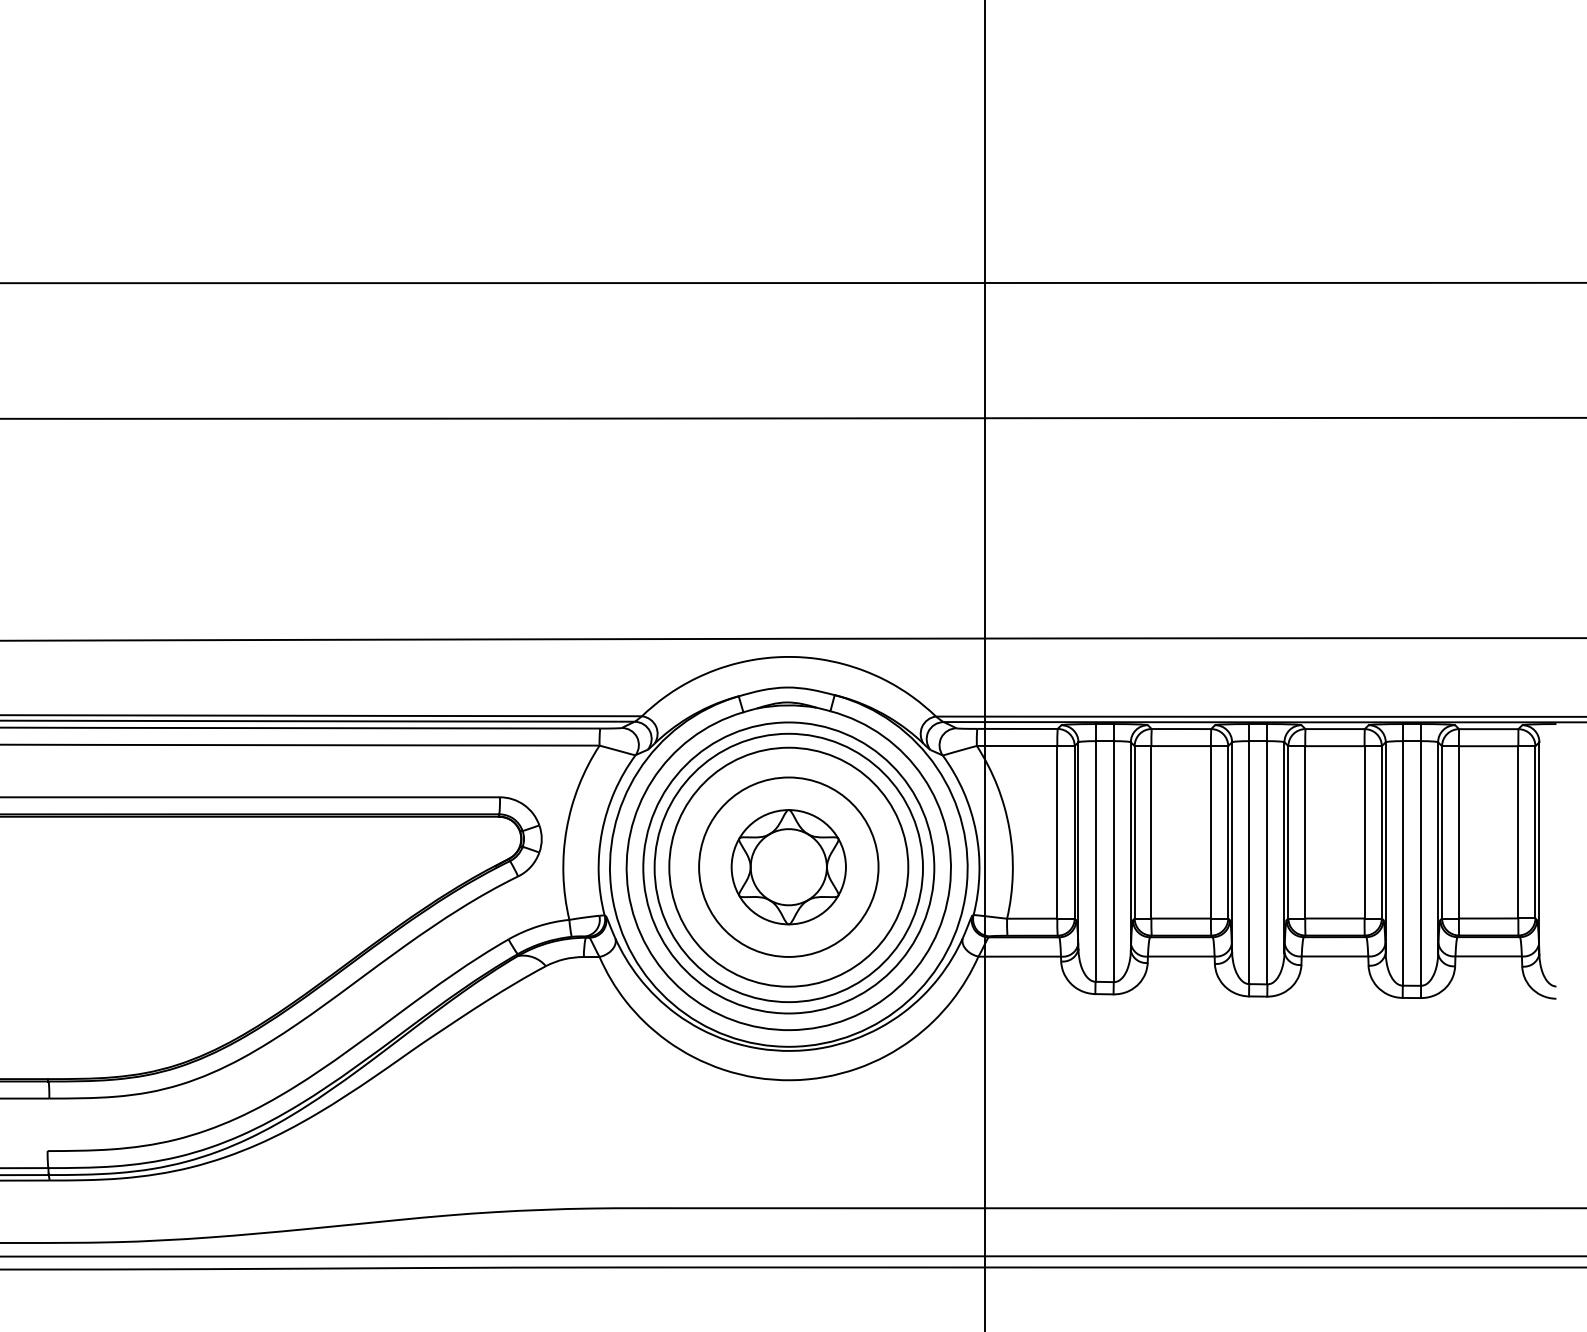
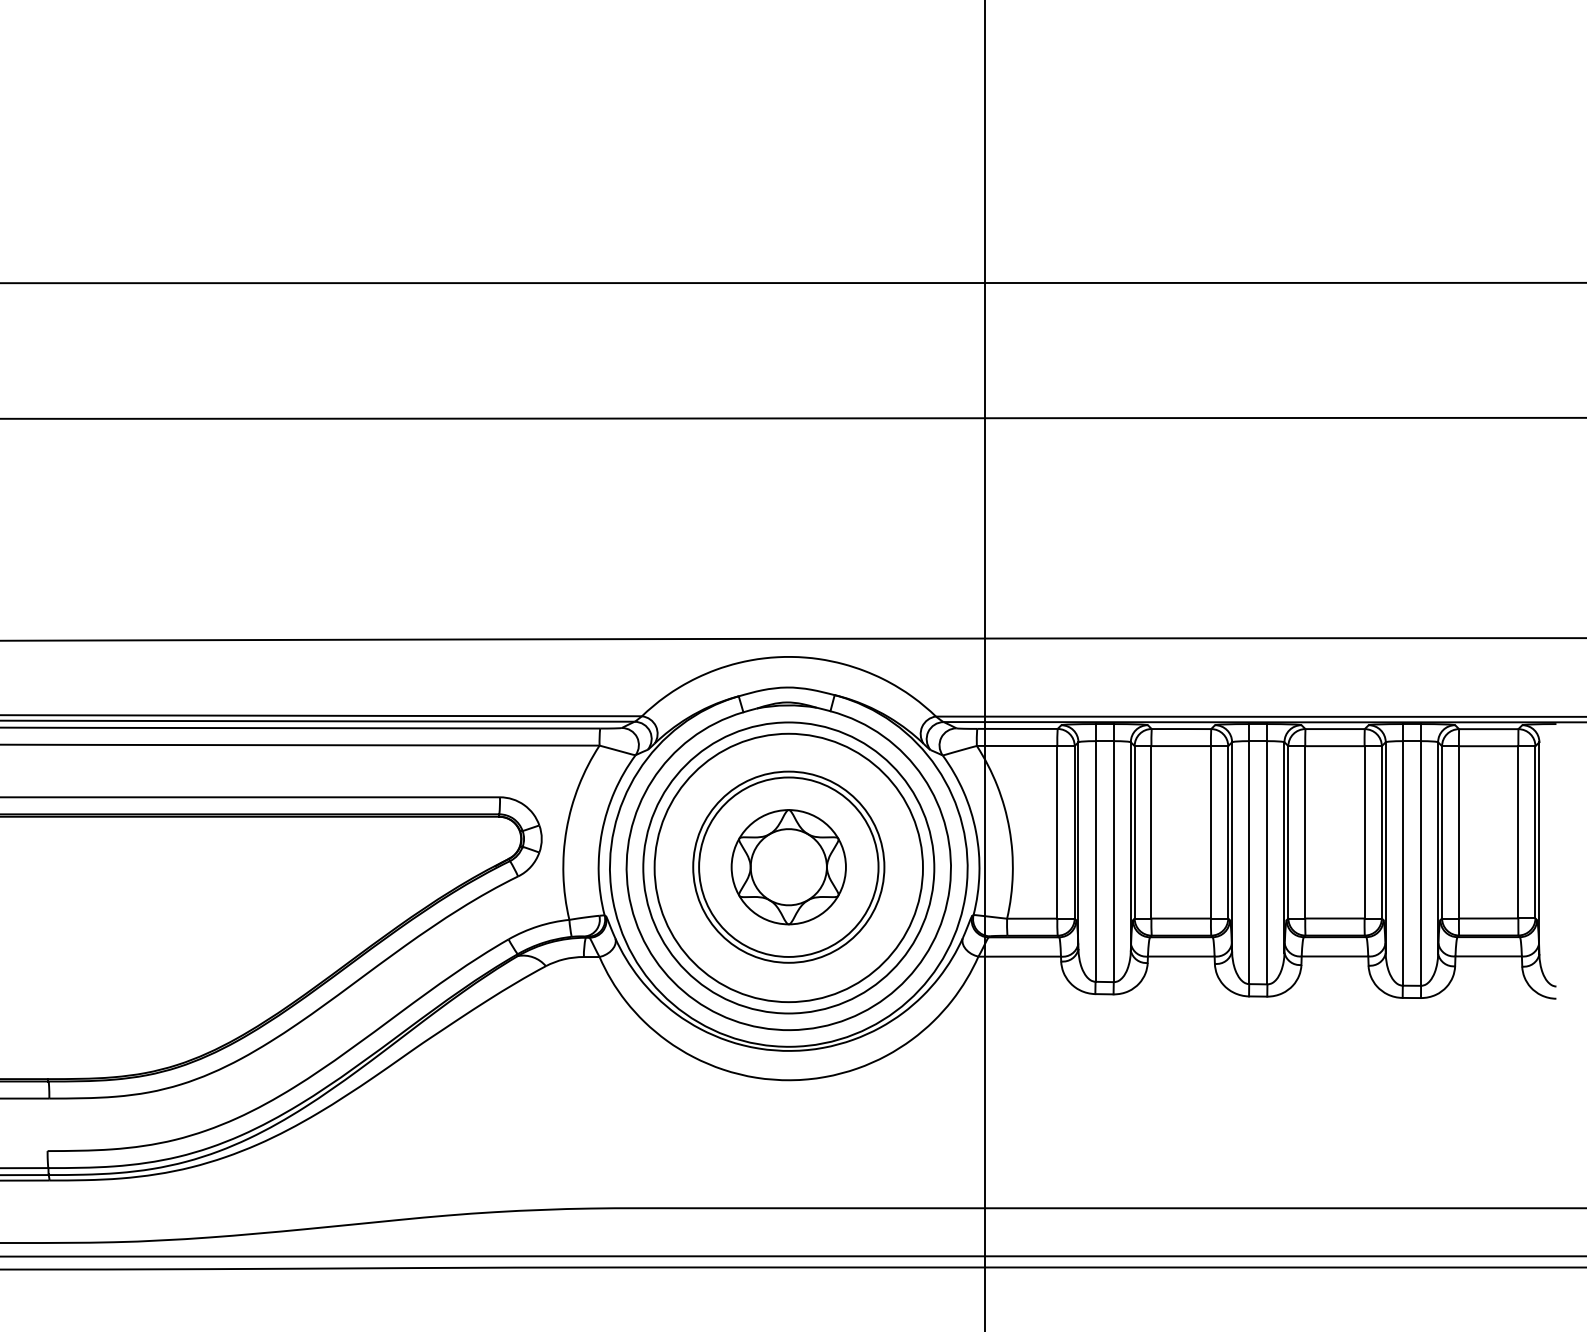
circle diameter: 239 px -> 191 px (788, 866)
